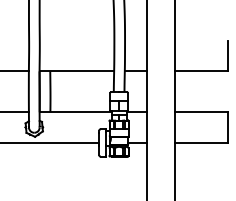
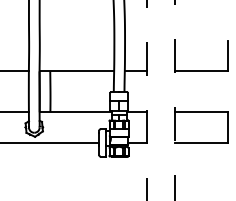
line: solid -> dashed (146, 100)
line: solid -> dashed (175, 100)
